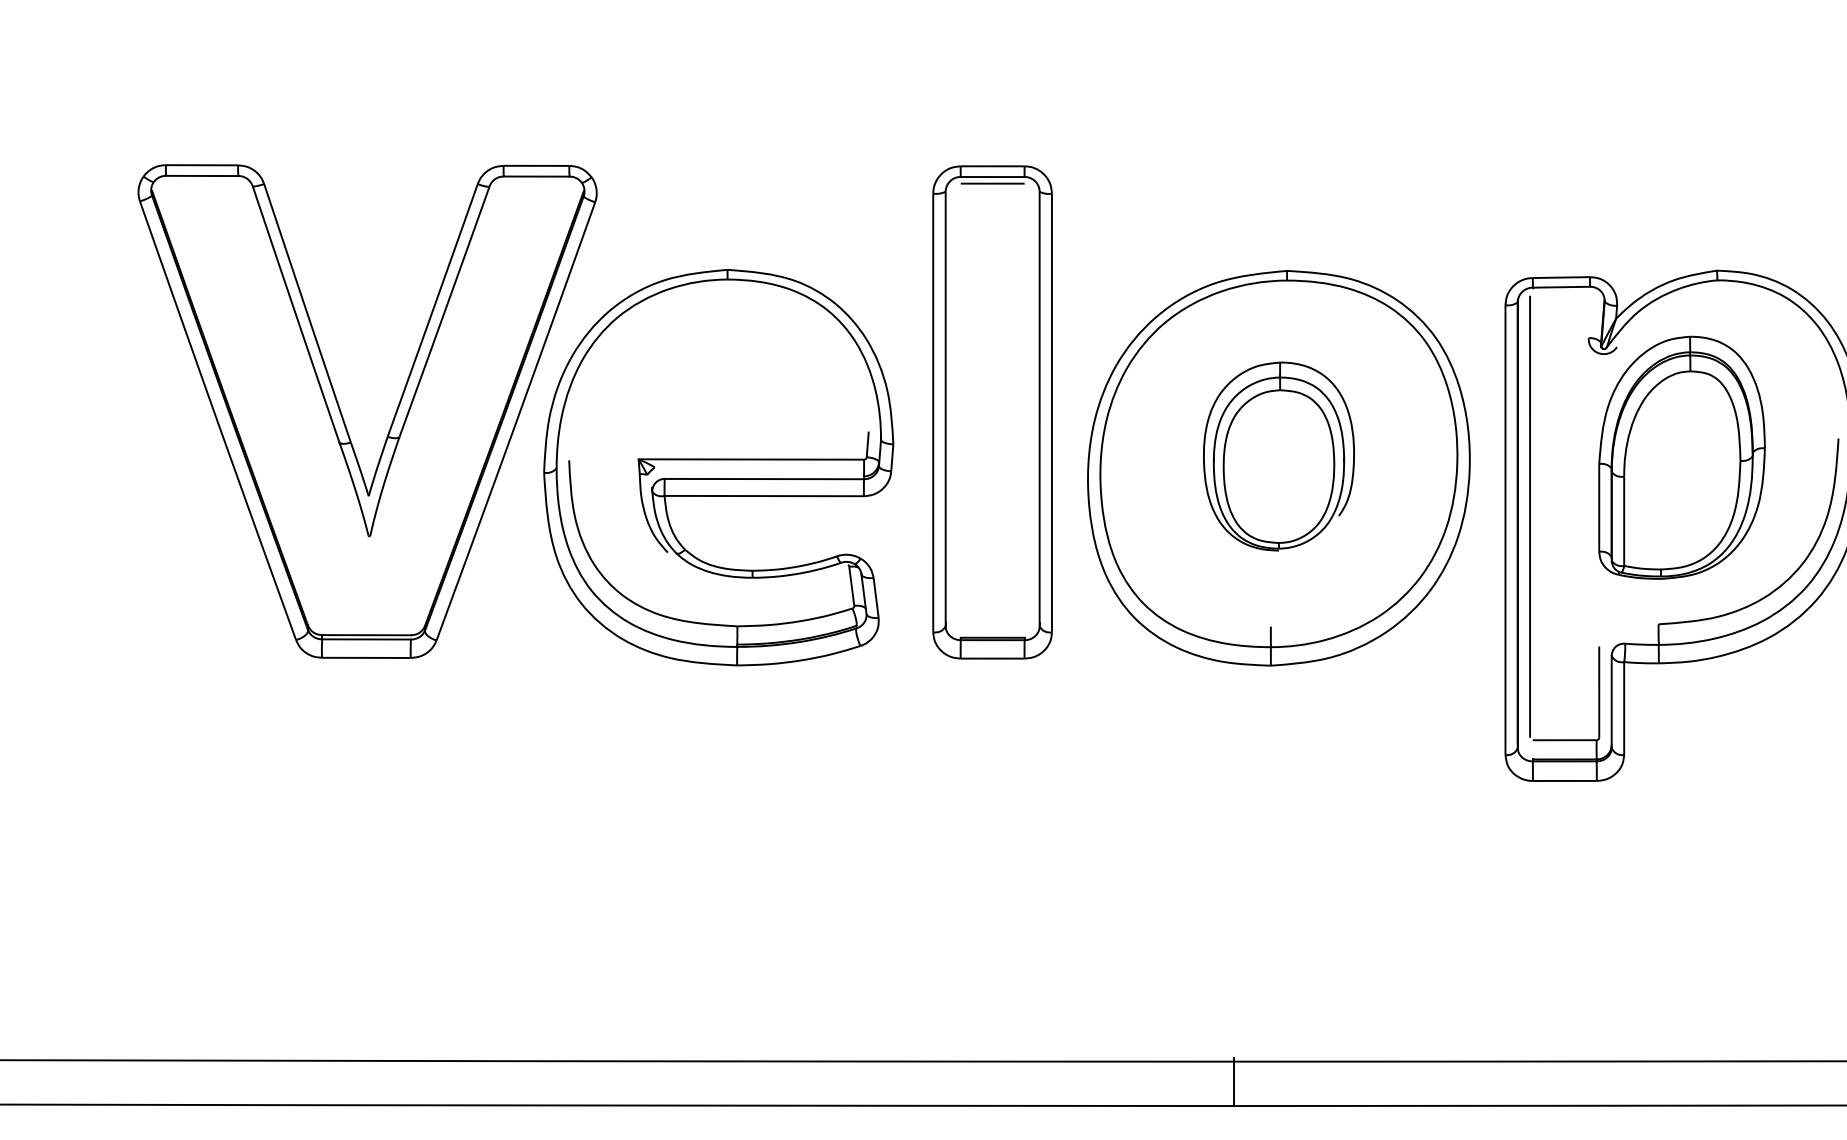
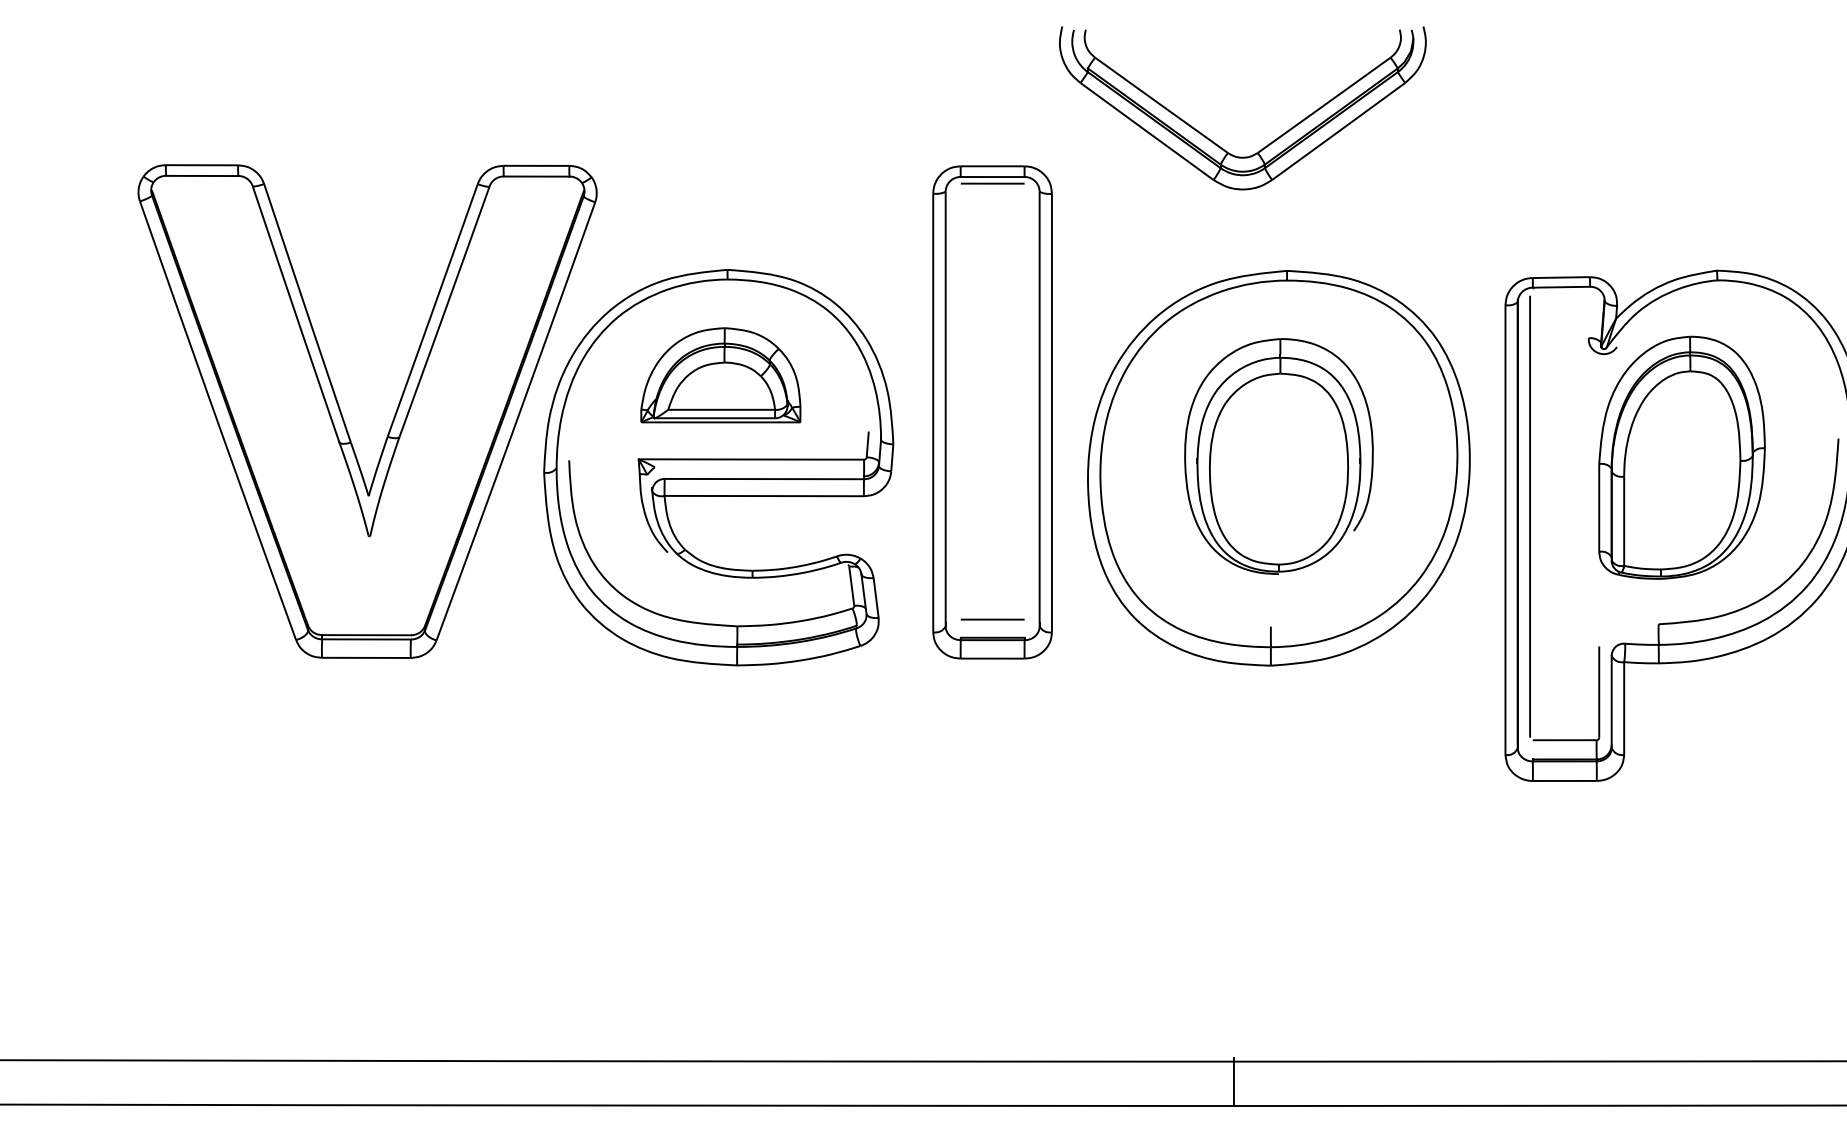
part: none -> present (1215, 142)
part: none -> present (720, 375)
part size: 152x191 px -> 190x237 px (1278, 456)
line: none -> present (992, 619)
